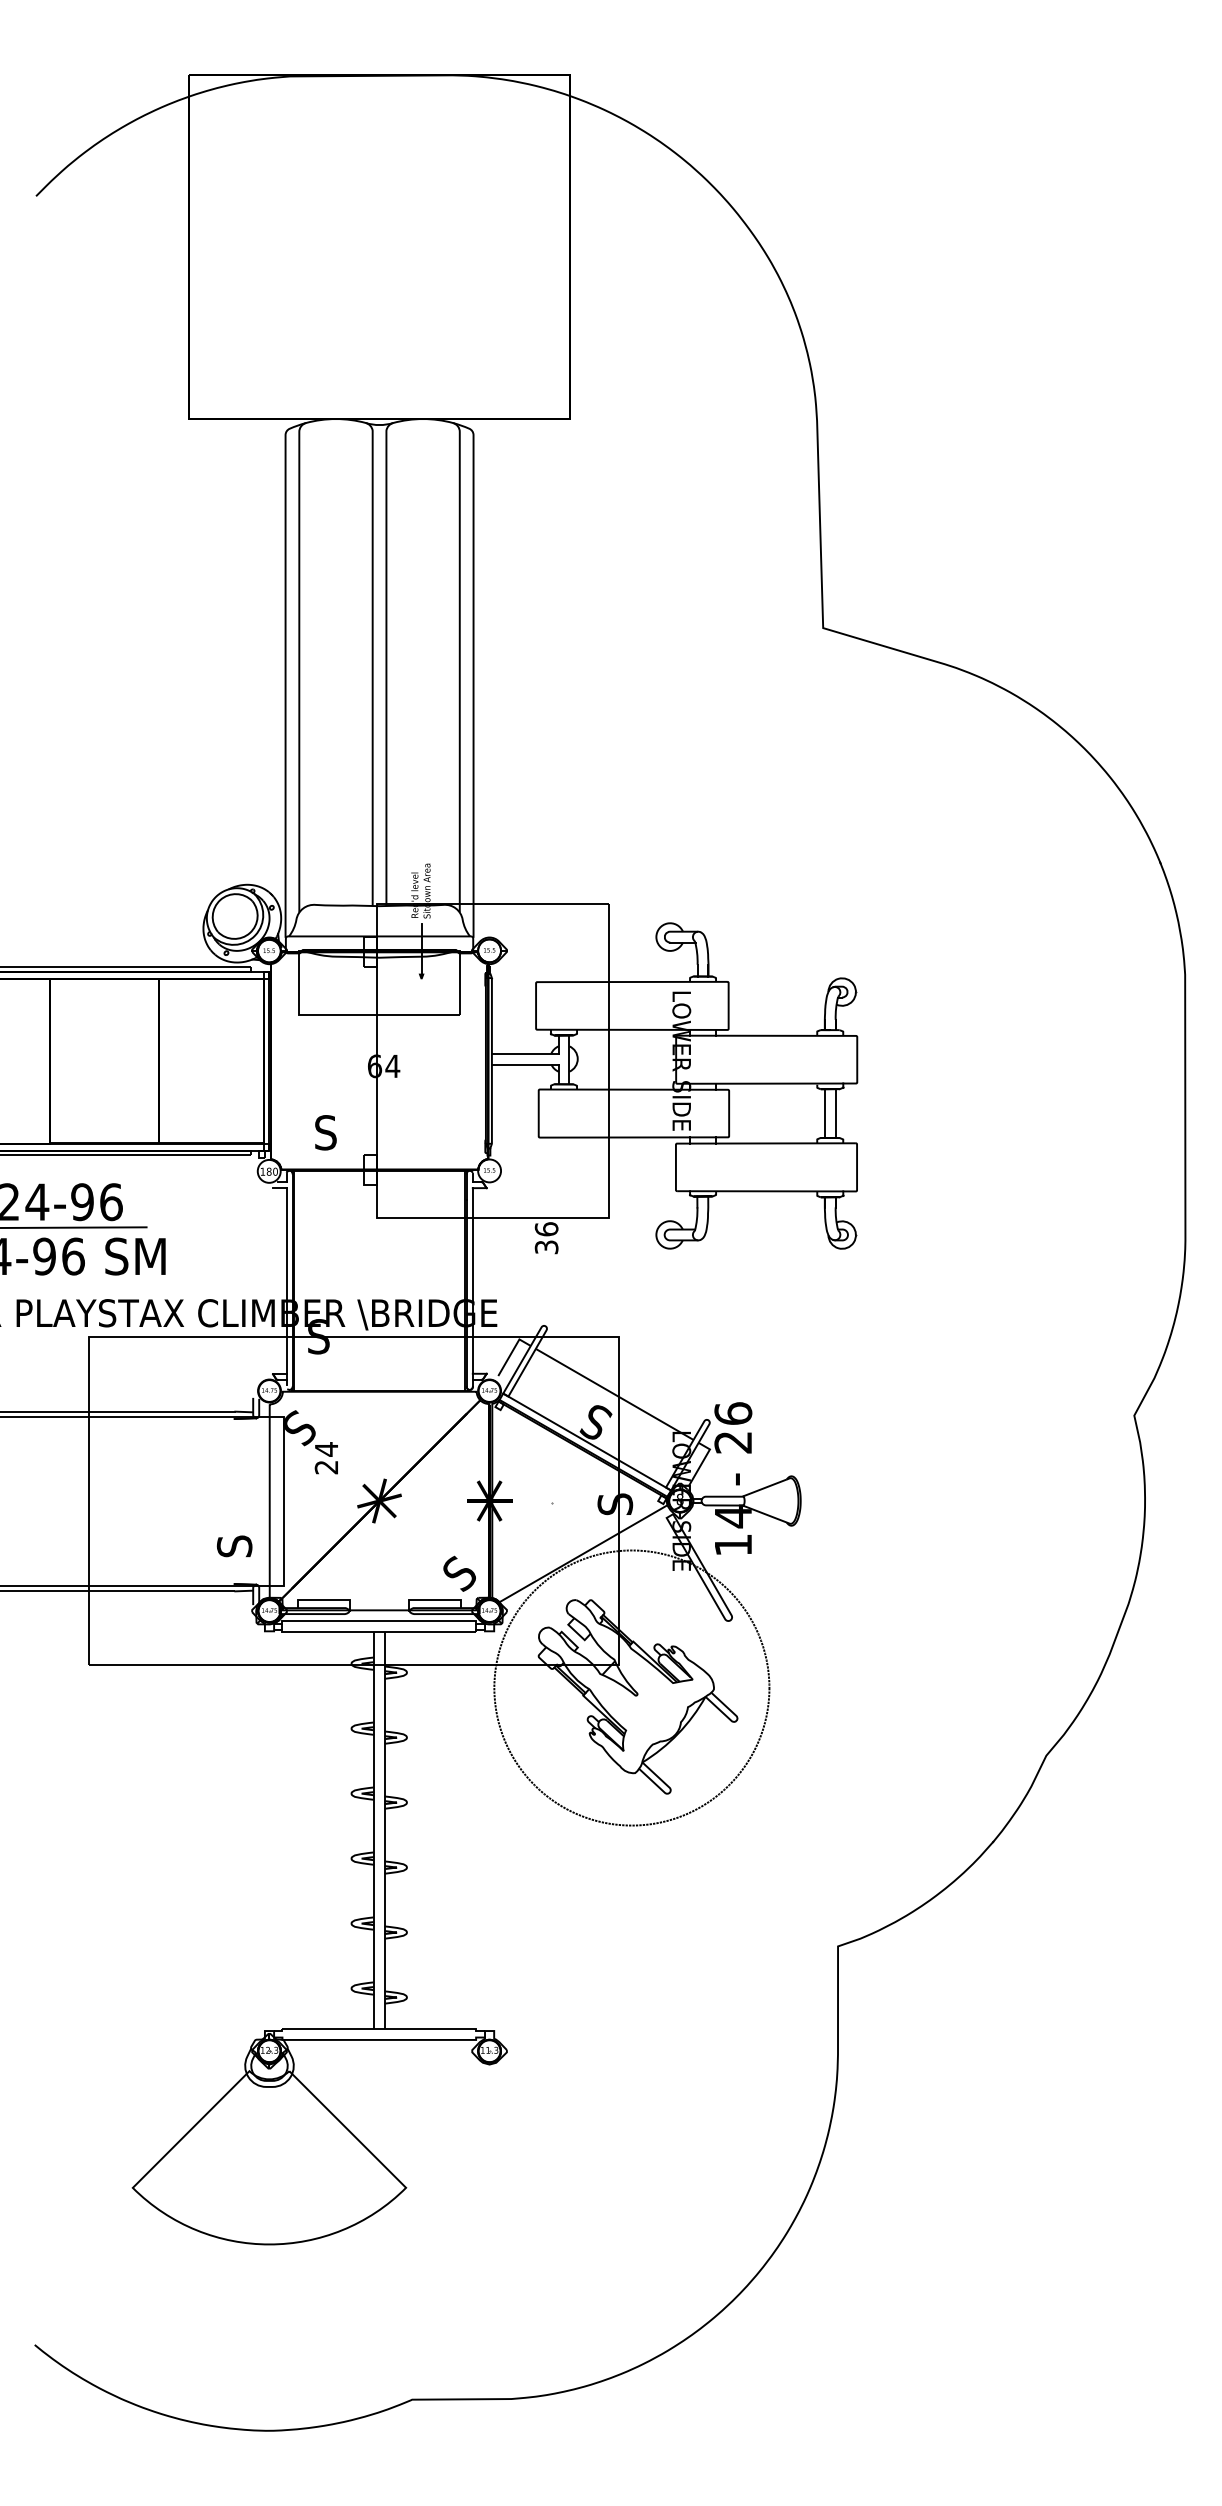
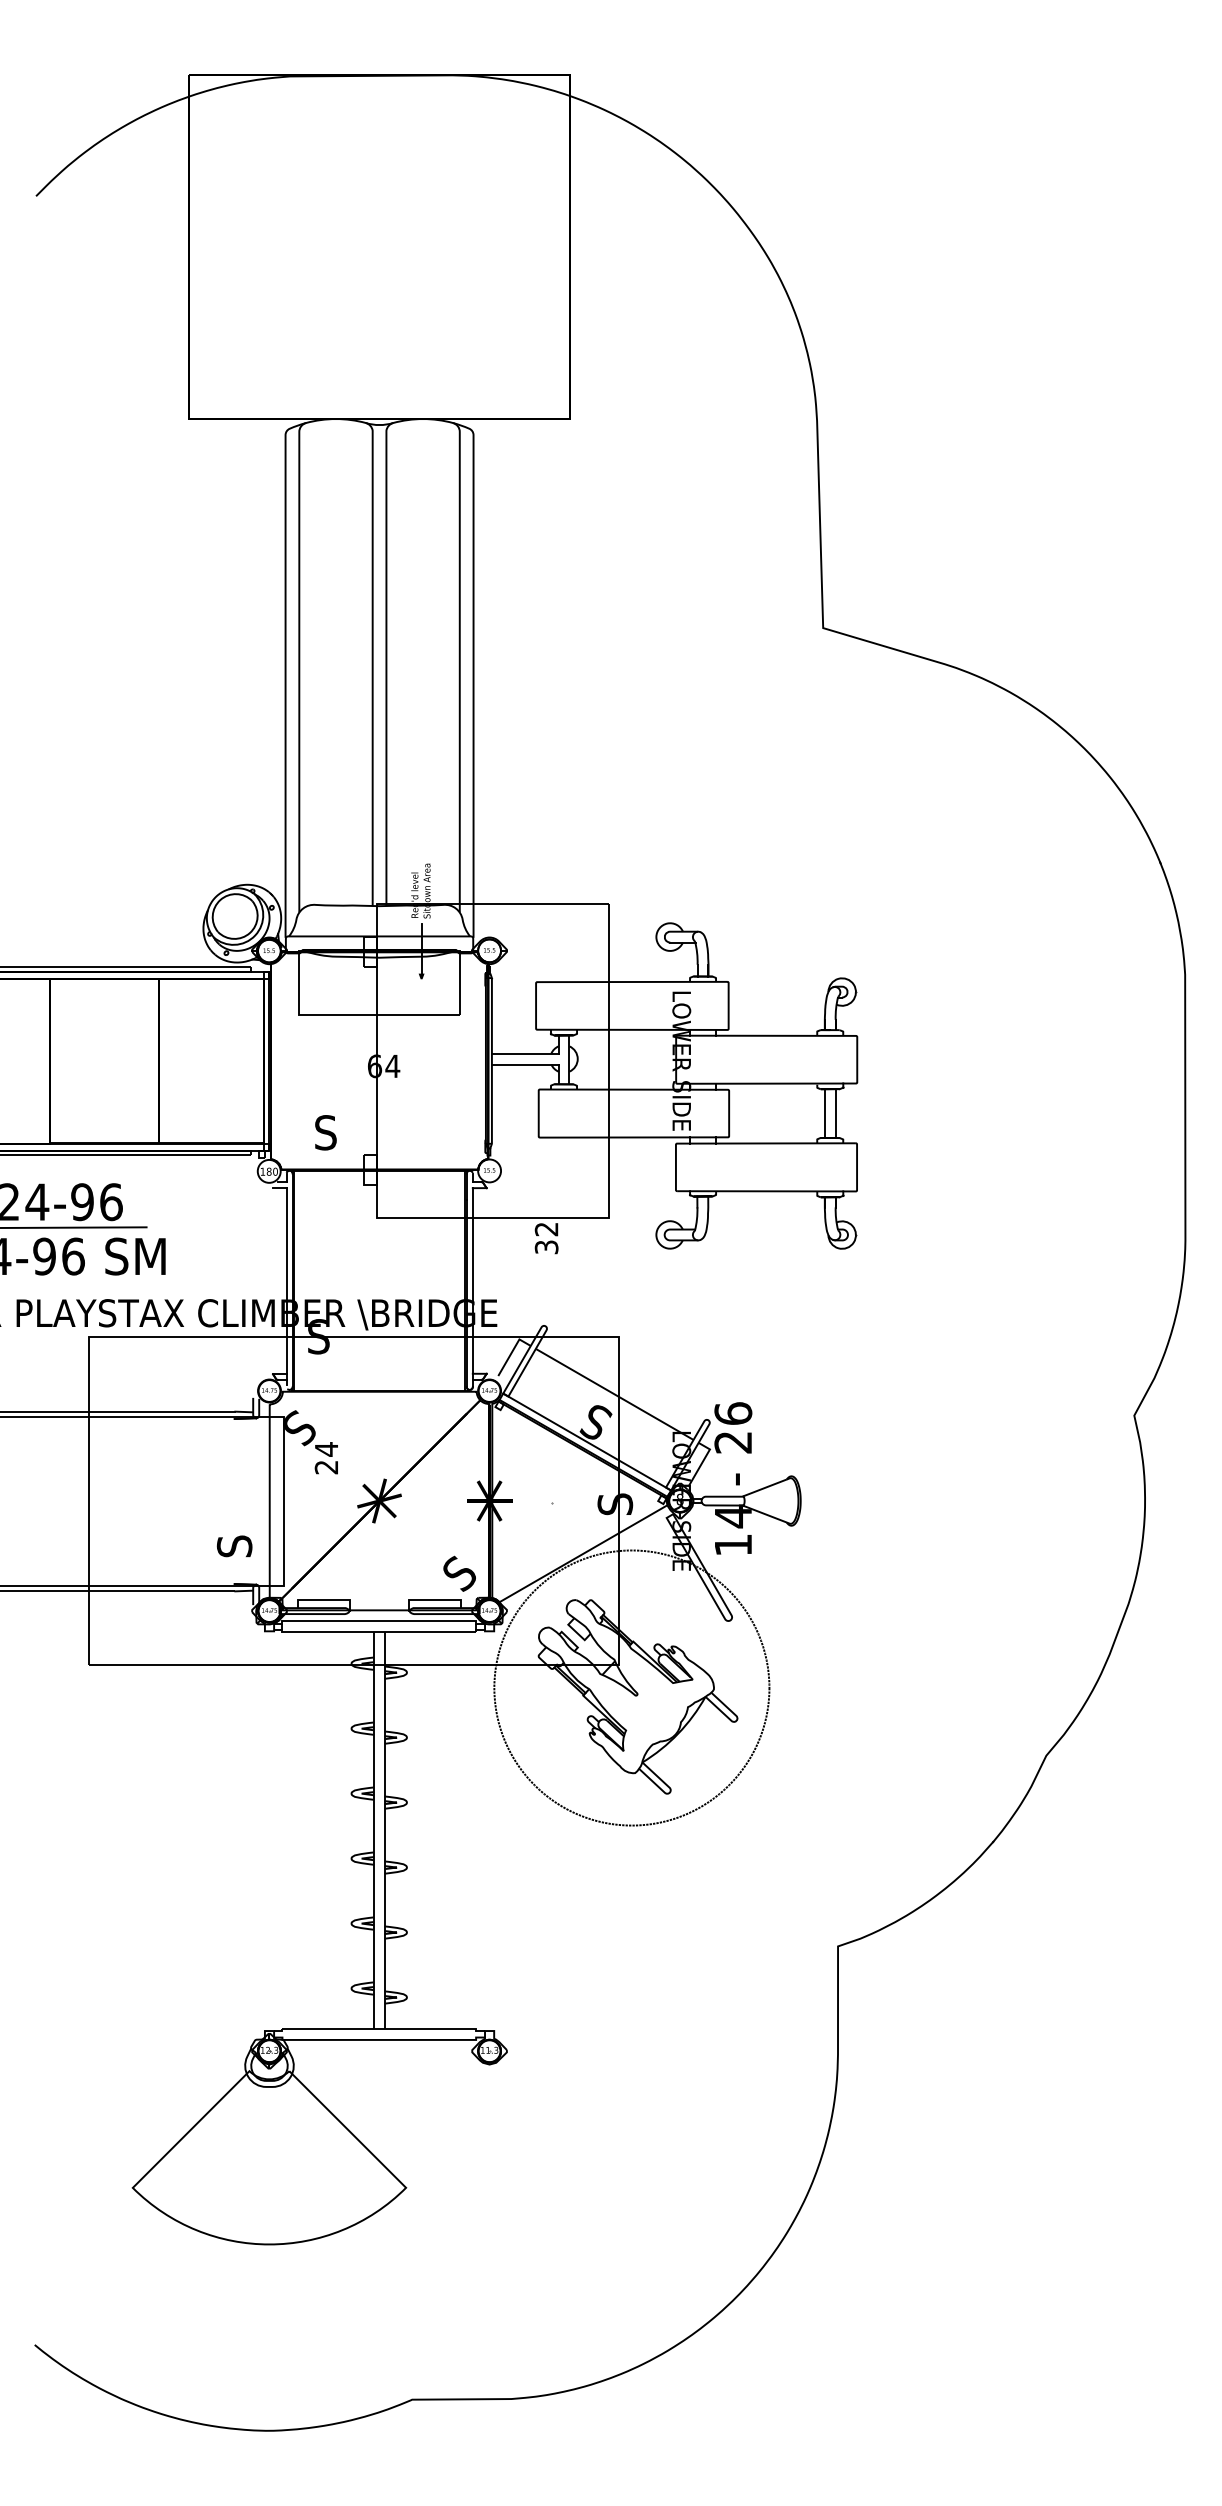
text: 36 -> 32 (546, 1229)
